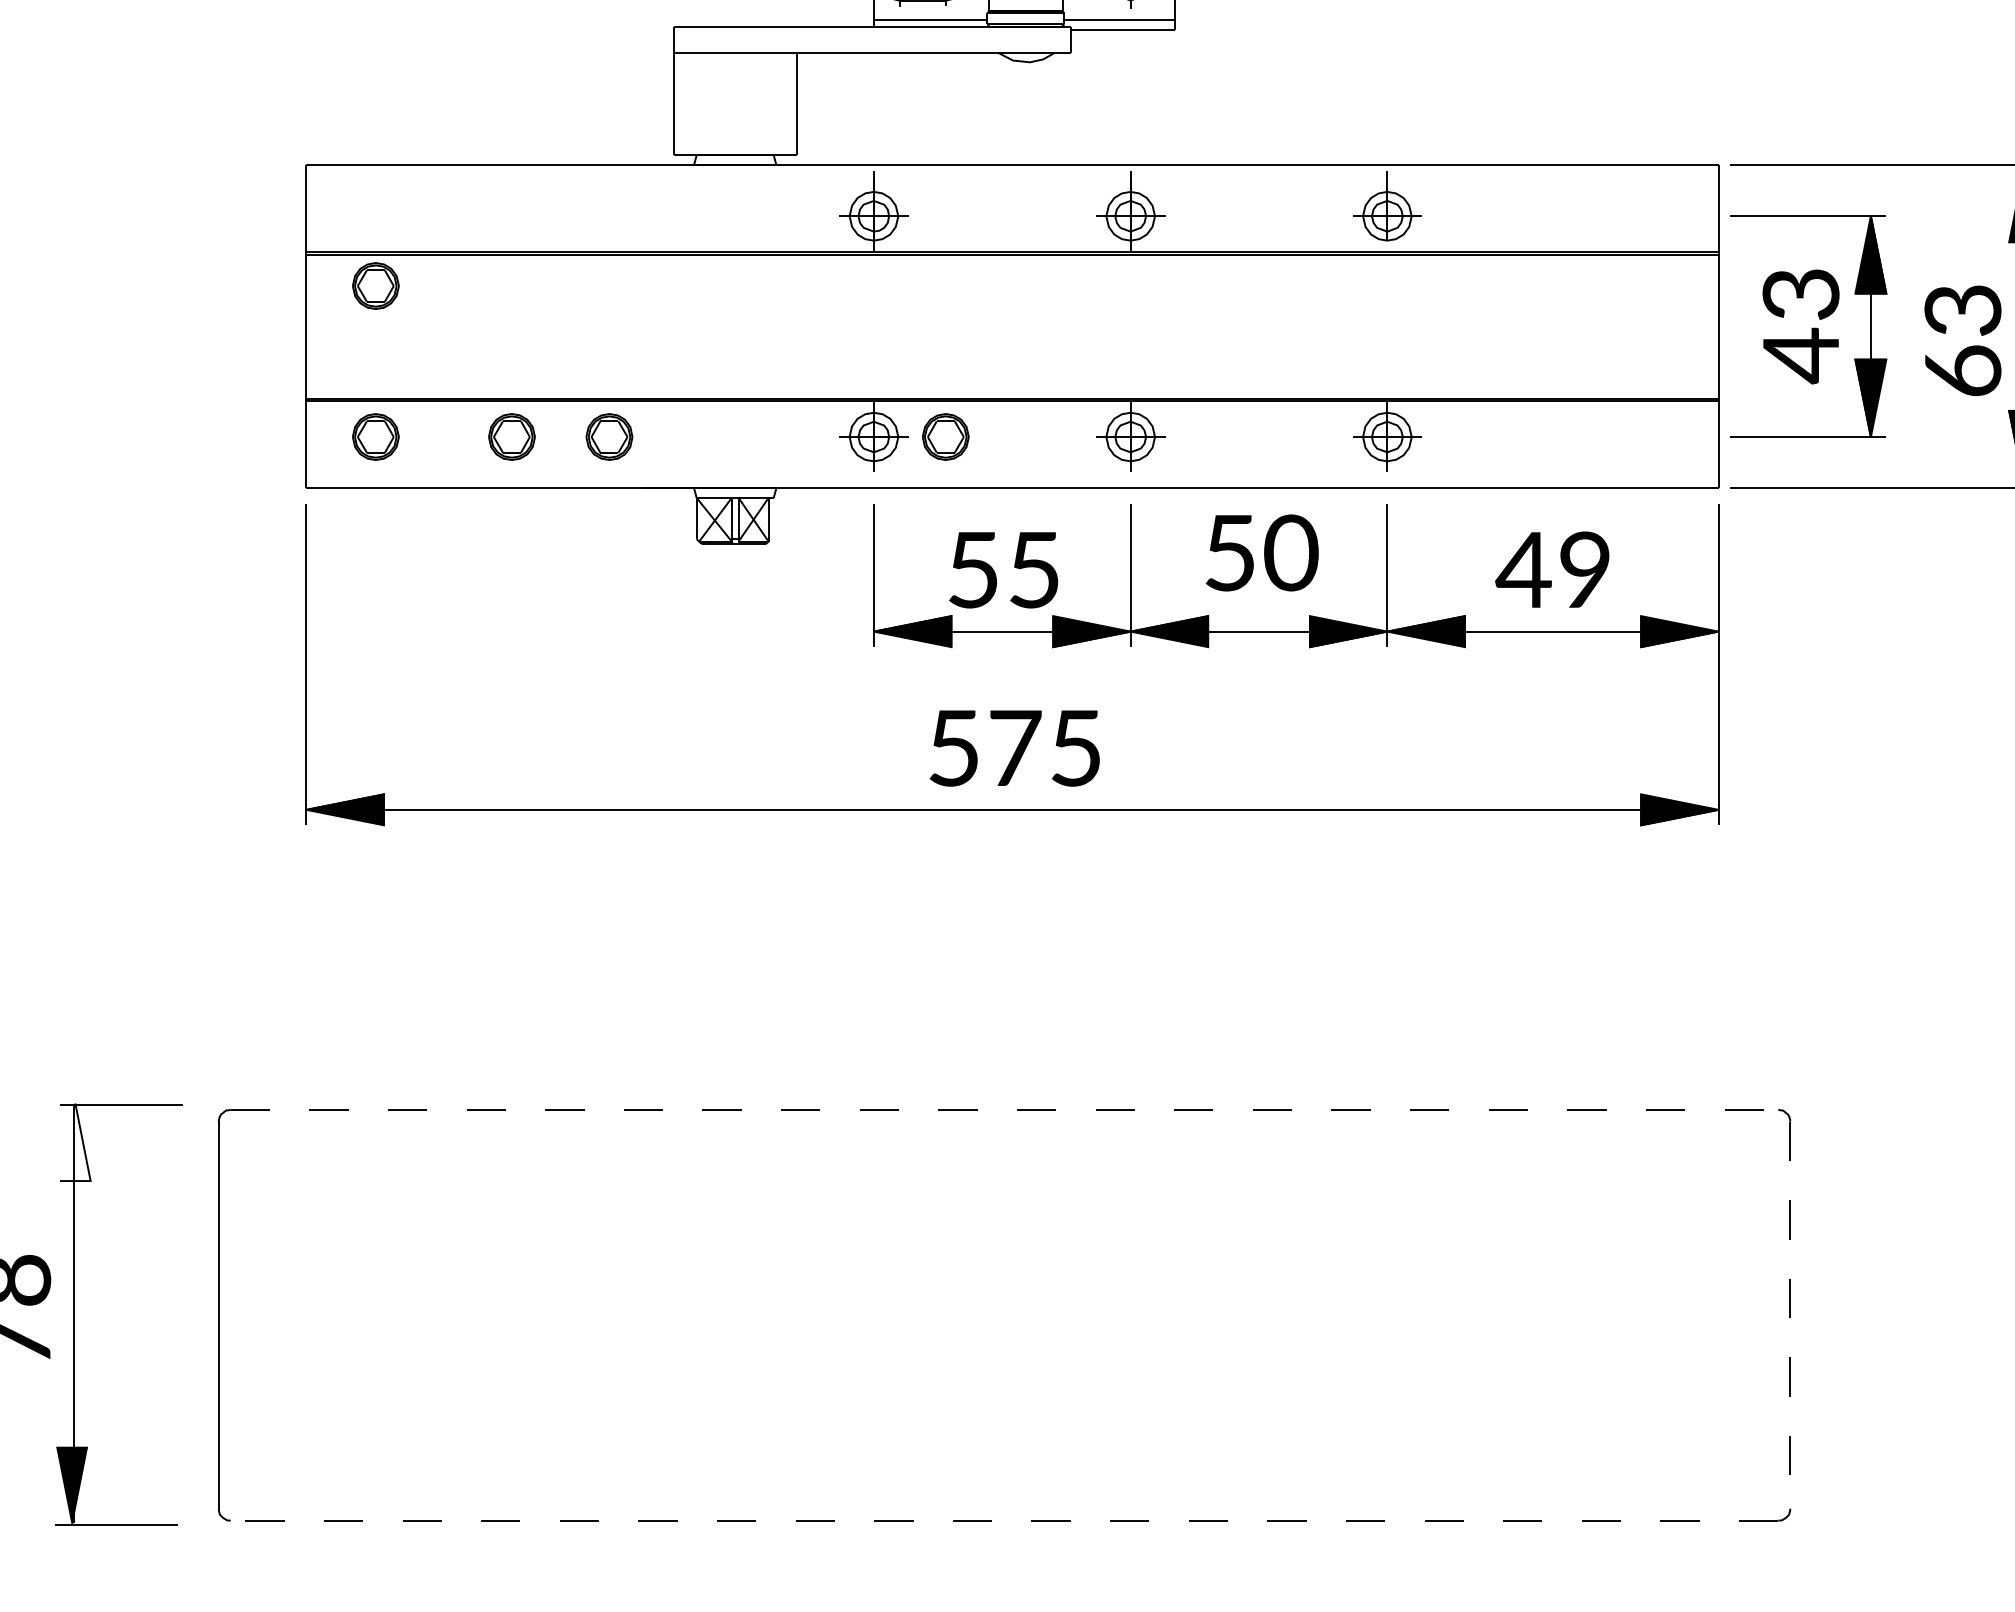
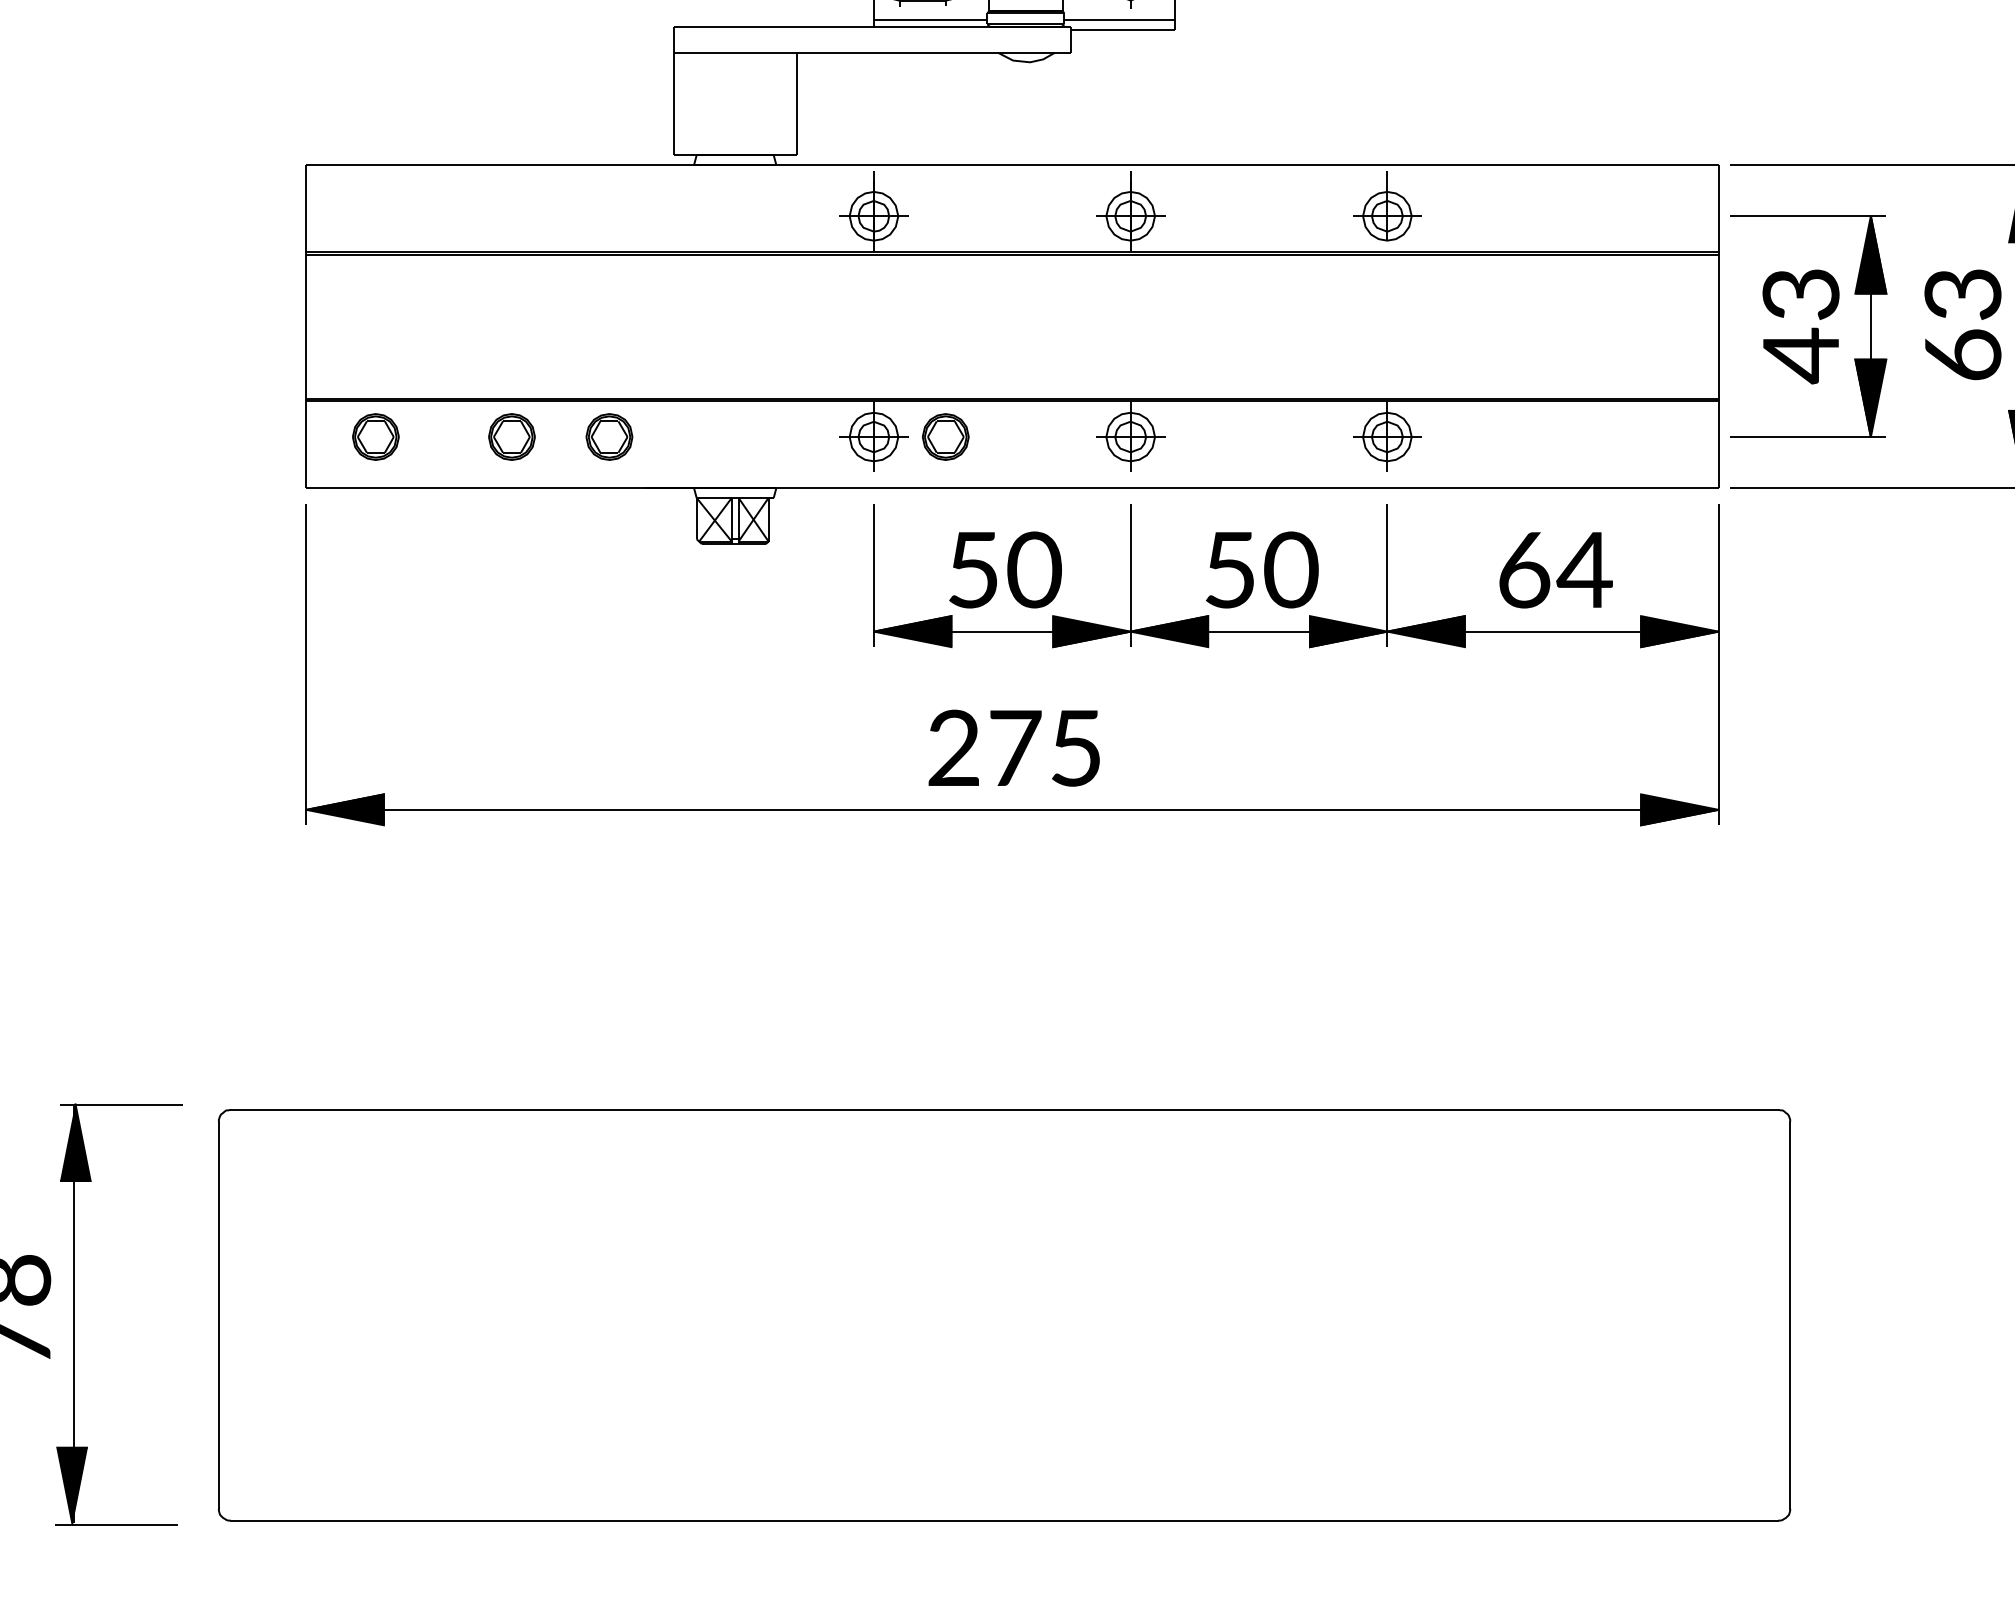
part: present -> none (375, 285)
text position: (1962, 340) -> (1962, 324) (1962, 324)
text position: (1262, 552) -> (1262, 569) (1262, 569)
text: 55 -> 50 (1034, 569)
text: 49 -> 64 (1553, 569)
text: 575 -> 275 (953, 747)
line: dashed -> solid (1004, 1109)
fill: none -> present (75, 1142)
line: dashed -> solid (1790, 1315)
line: dashed -> solid (1004, 1520)
